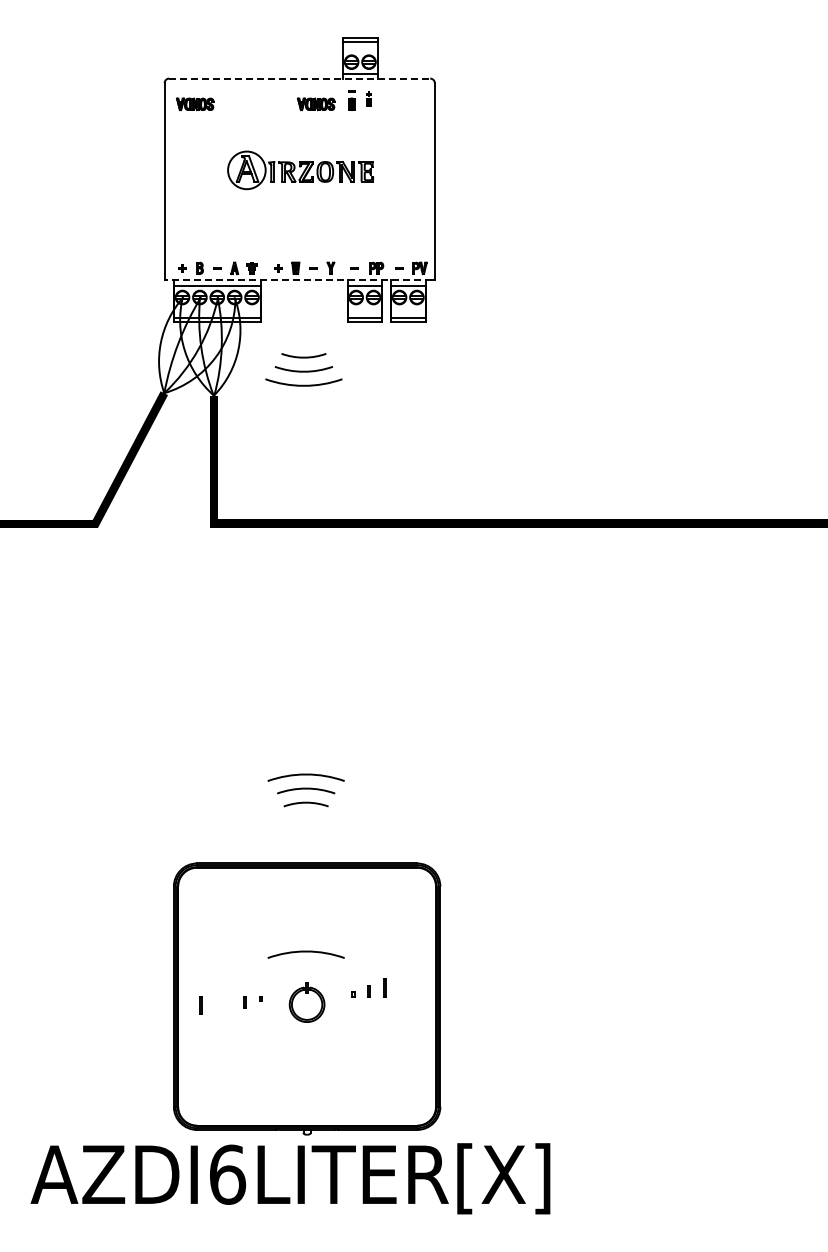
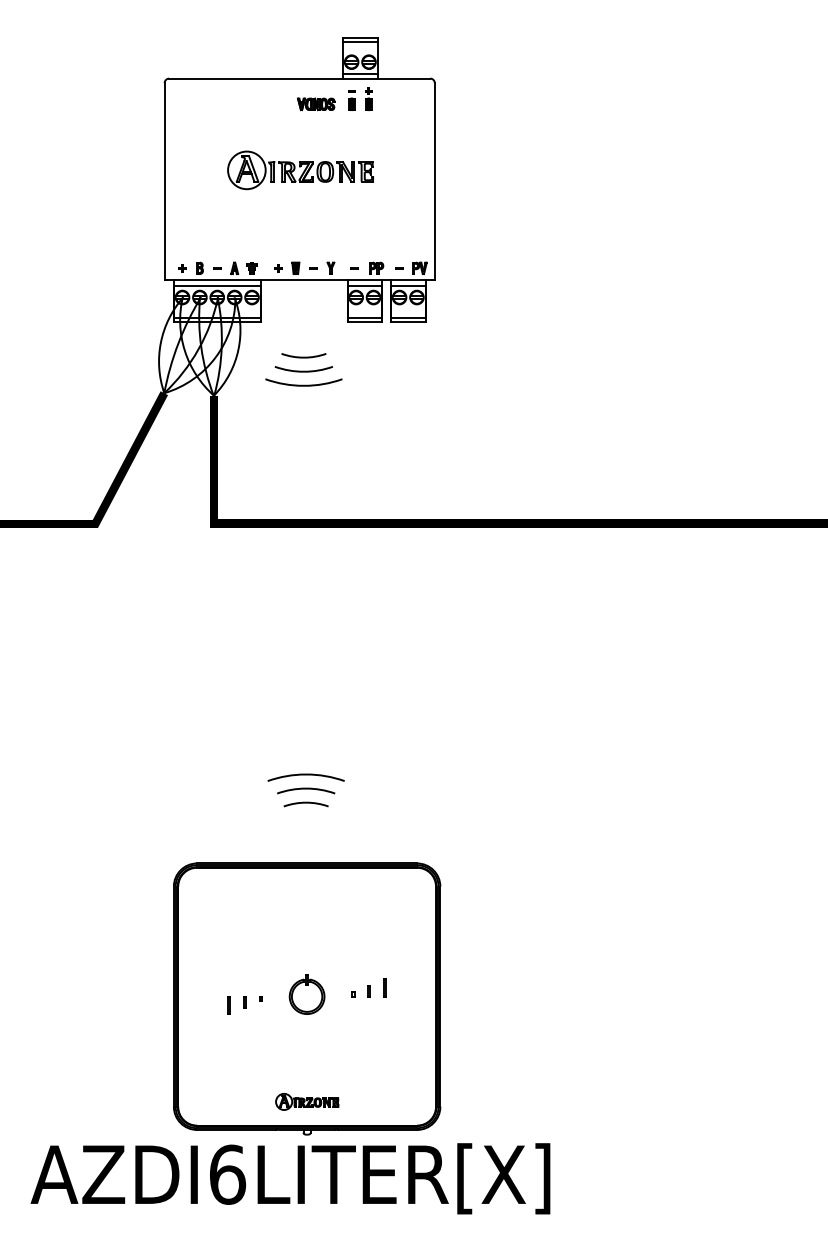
line: dashed -> solid (299, 78)
part size: 6x16 px -> 8x25 px (368, 99)
part: present -> none (195, 104)
line: dashed -> solid (299, 280)
arc: present -> none (305, 952)
part position: (306, 1002) -> (306, 994) (306, 994)
line position: (200, 1005) -> (228, 1005) (228, 1005)
part: none -> present (307, 1101)
